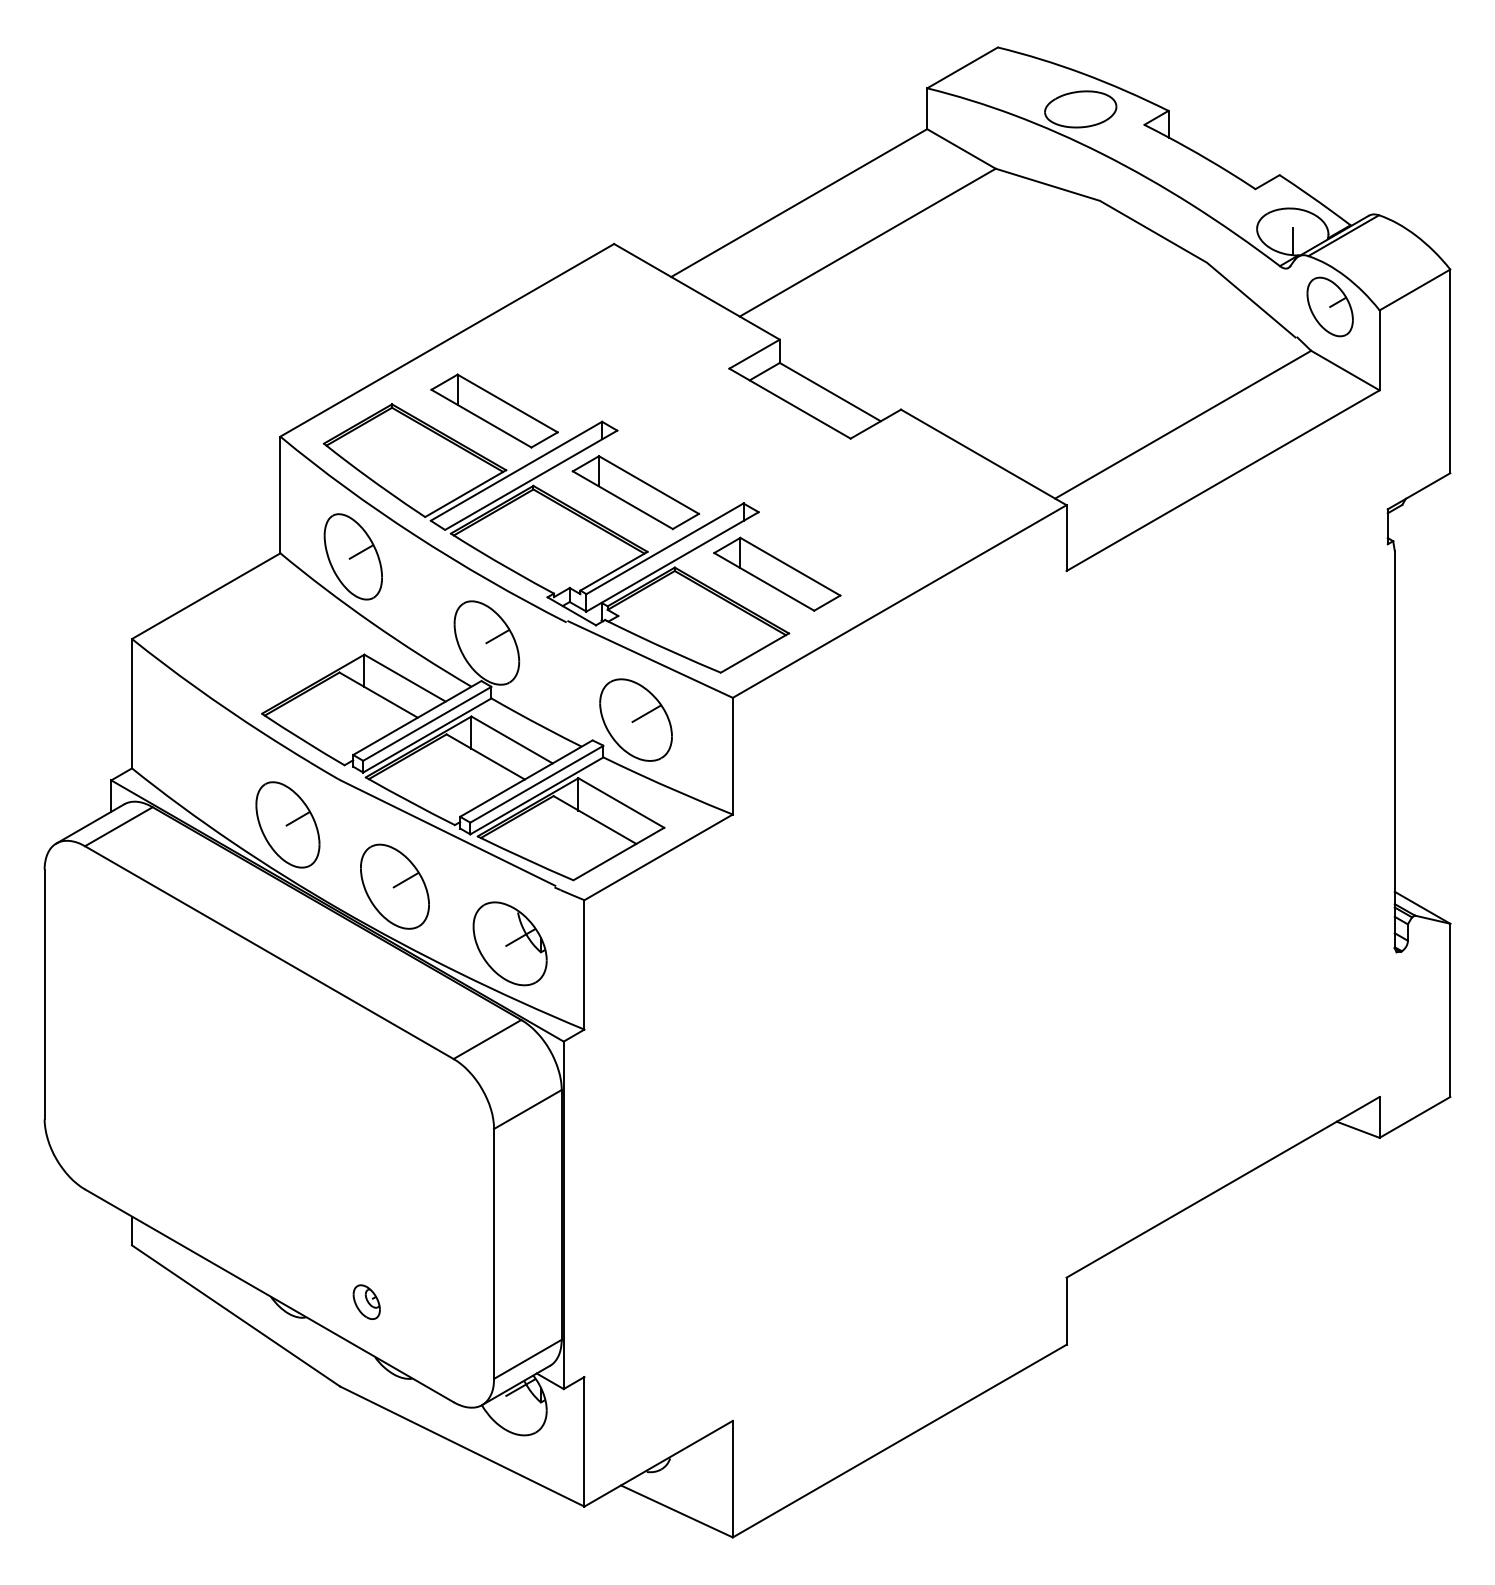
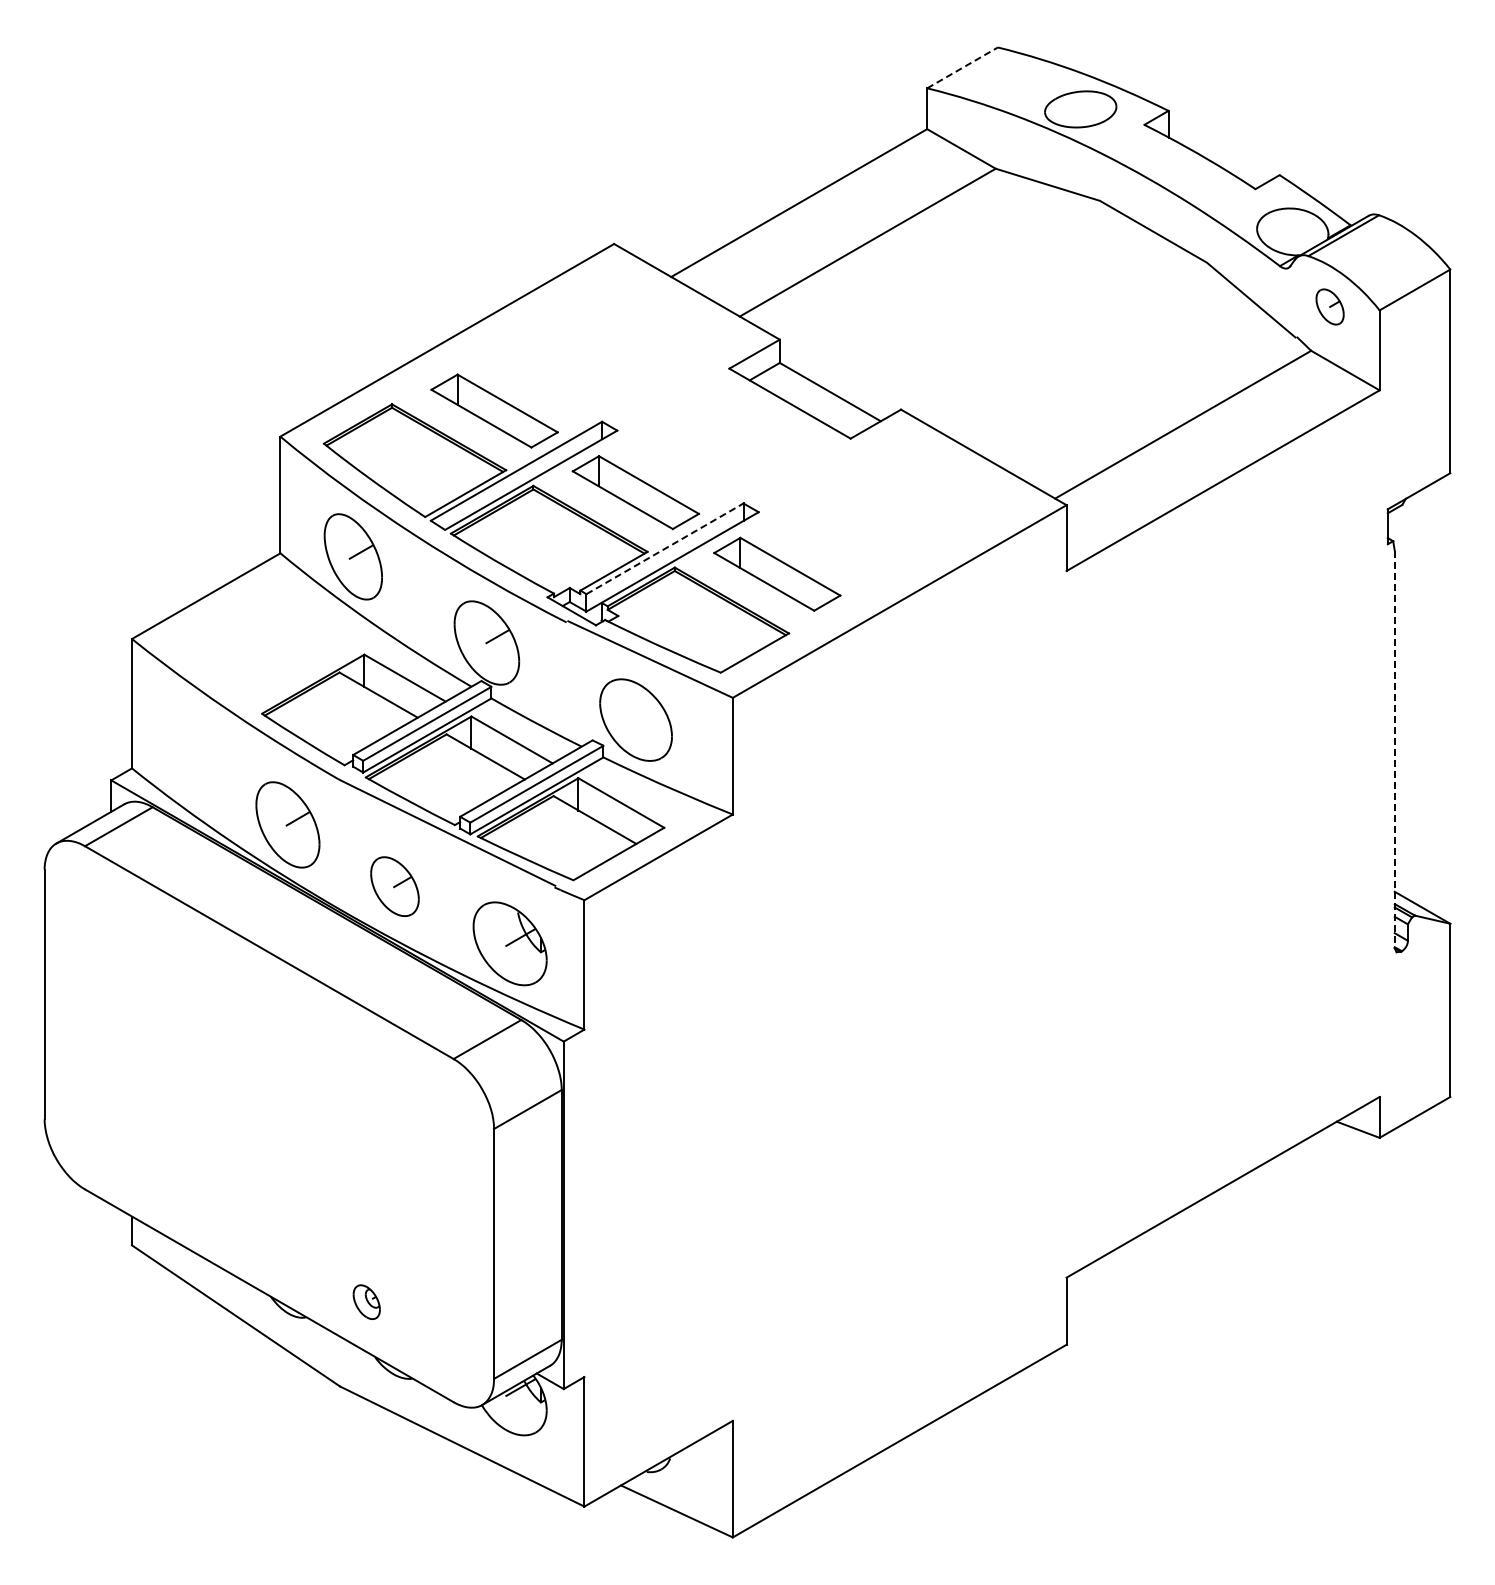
line: solid -> dashed (962, 67)
line: present -> none (1292, 241)
part size: 48x62 px -> 30x38 px (1329, 306)
line: solid -> dashed (664, 548)
line: present -> none (646, 713)
line: solid -> dashed (1394, 749)
part size: 70x87 px -> 50x61 px (394, 886)
